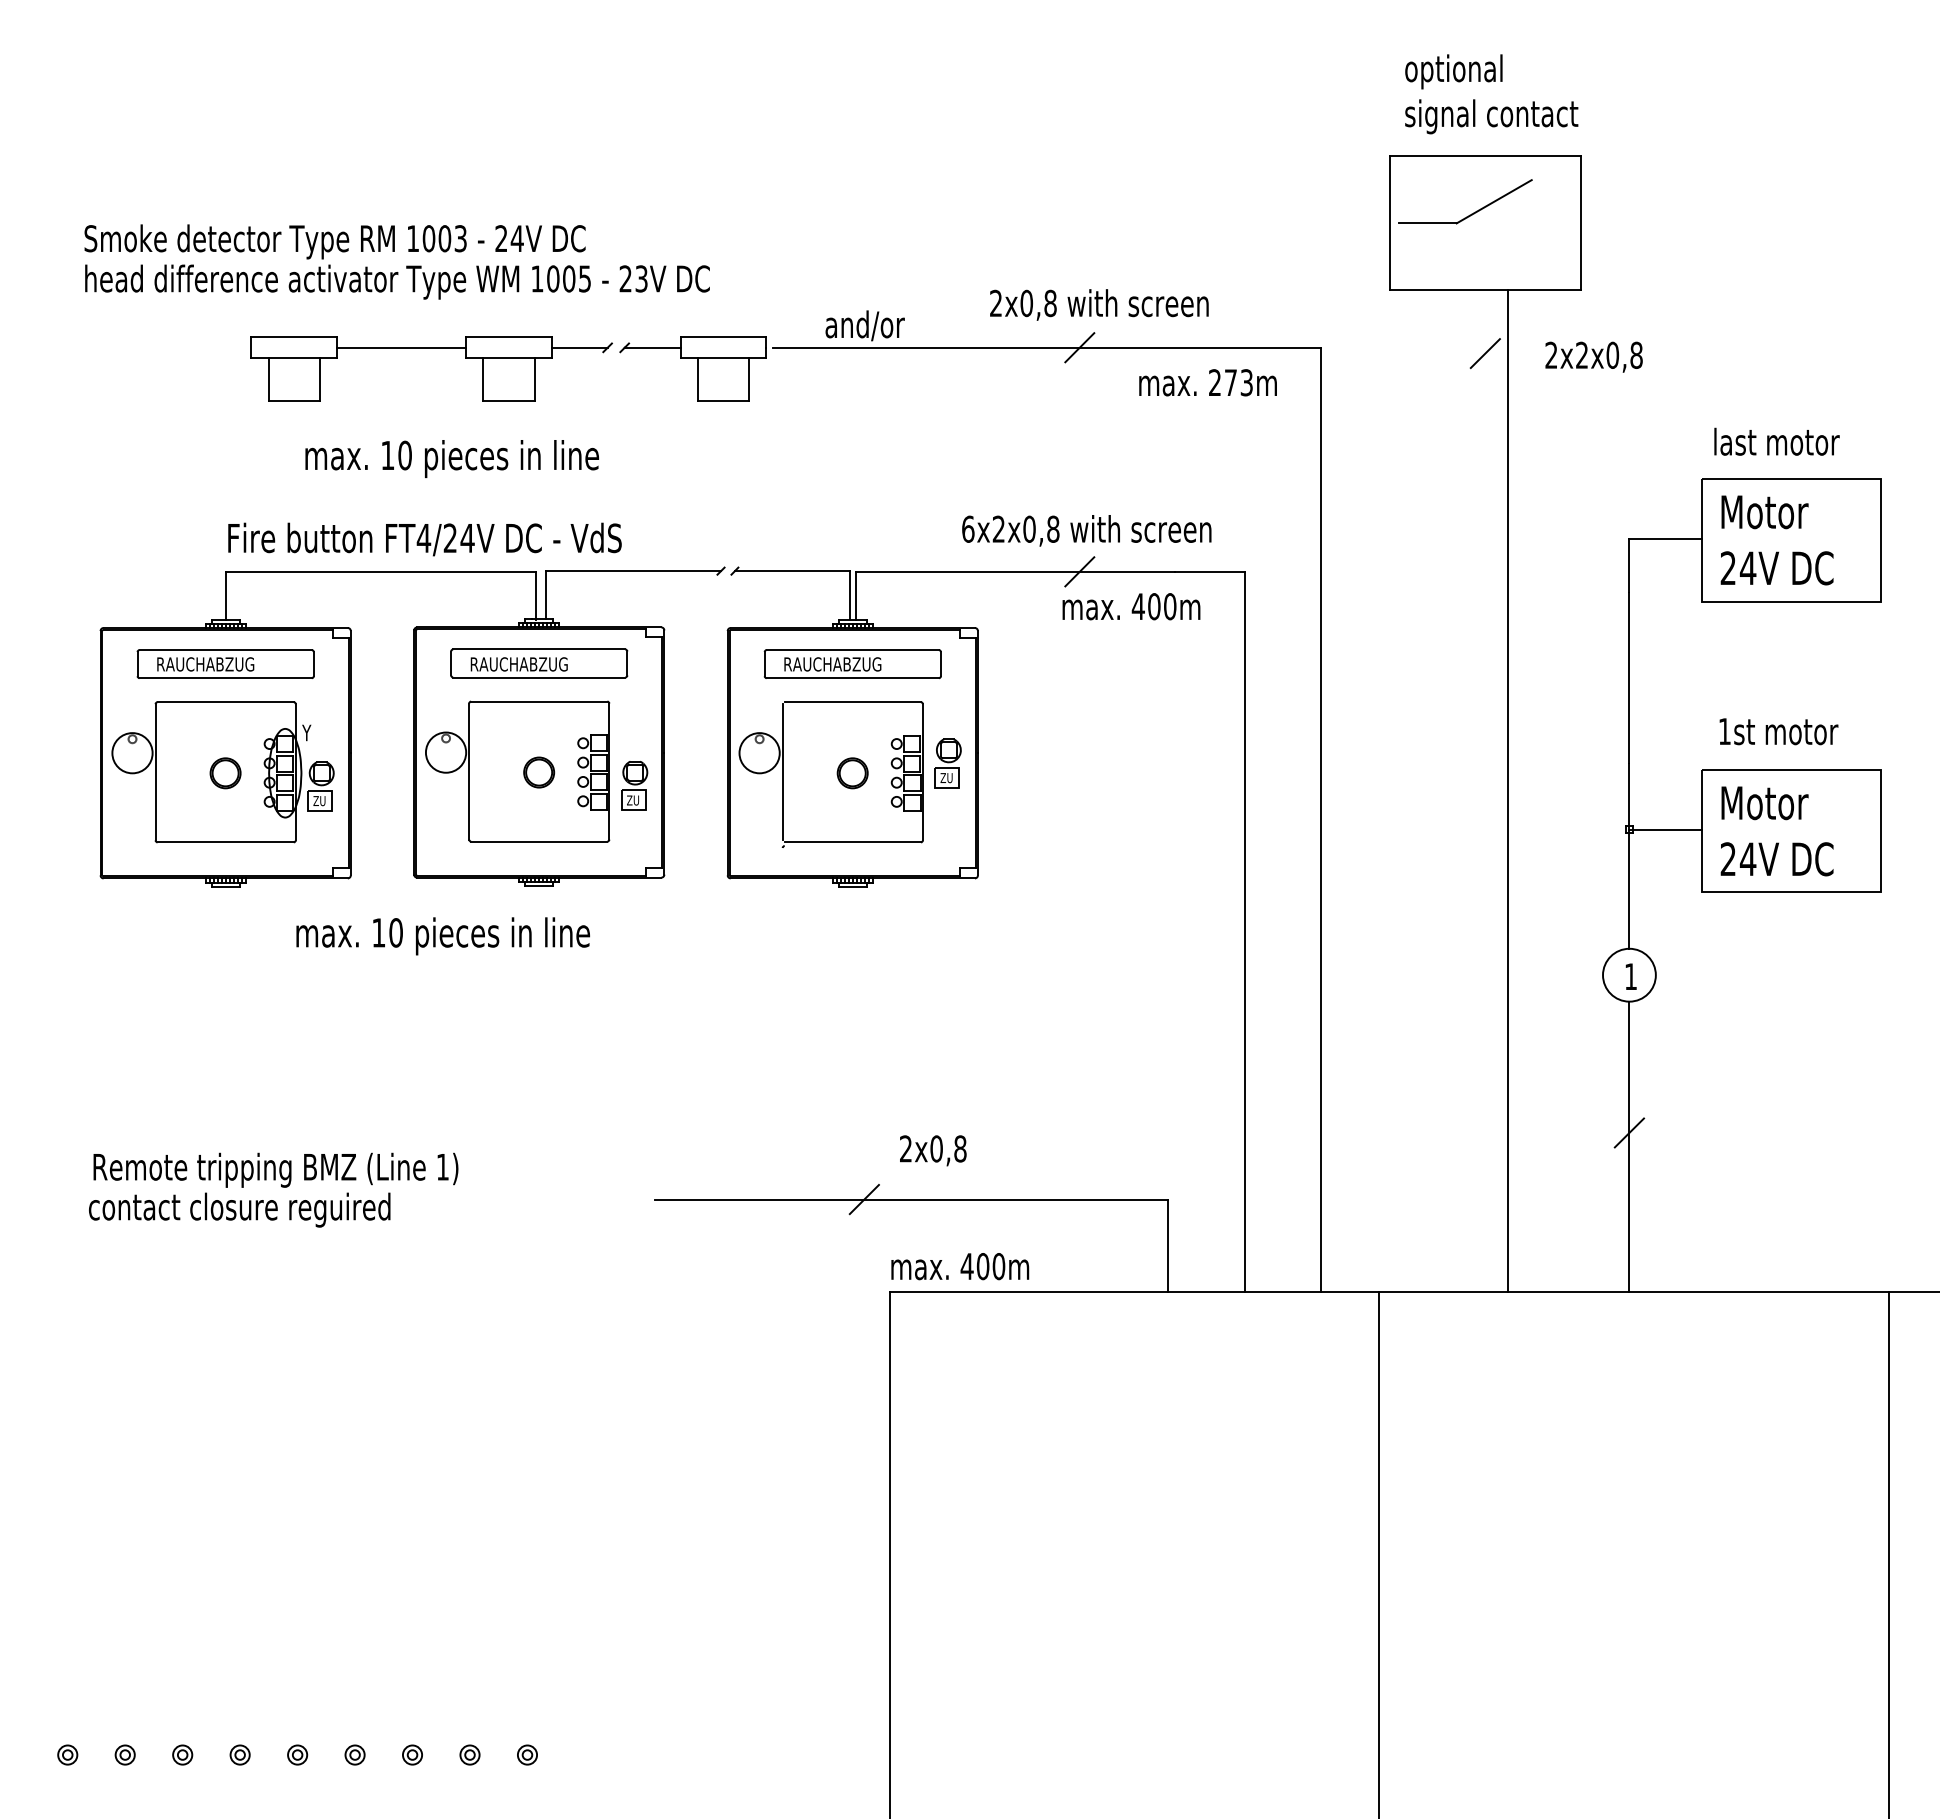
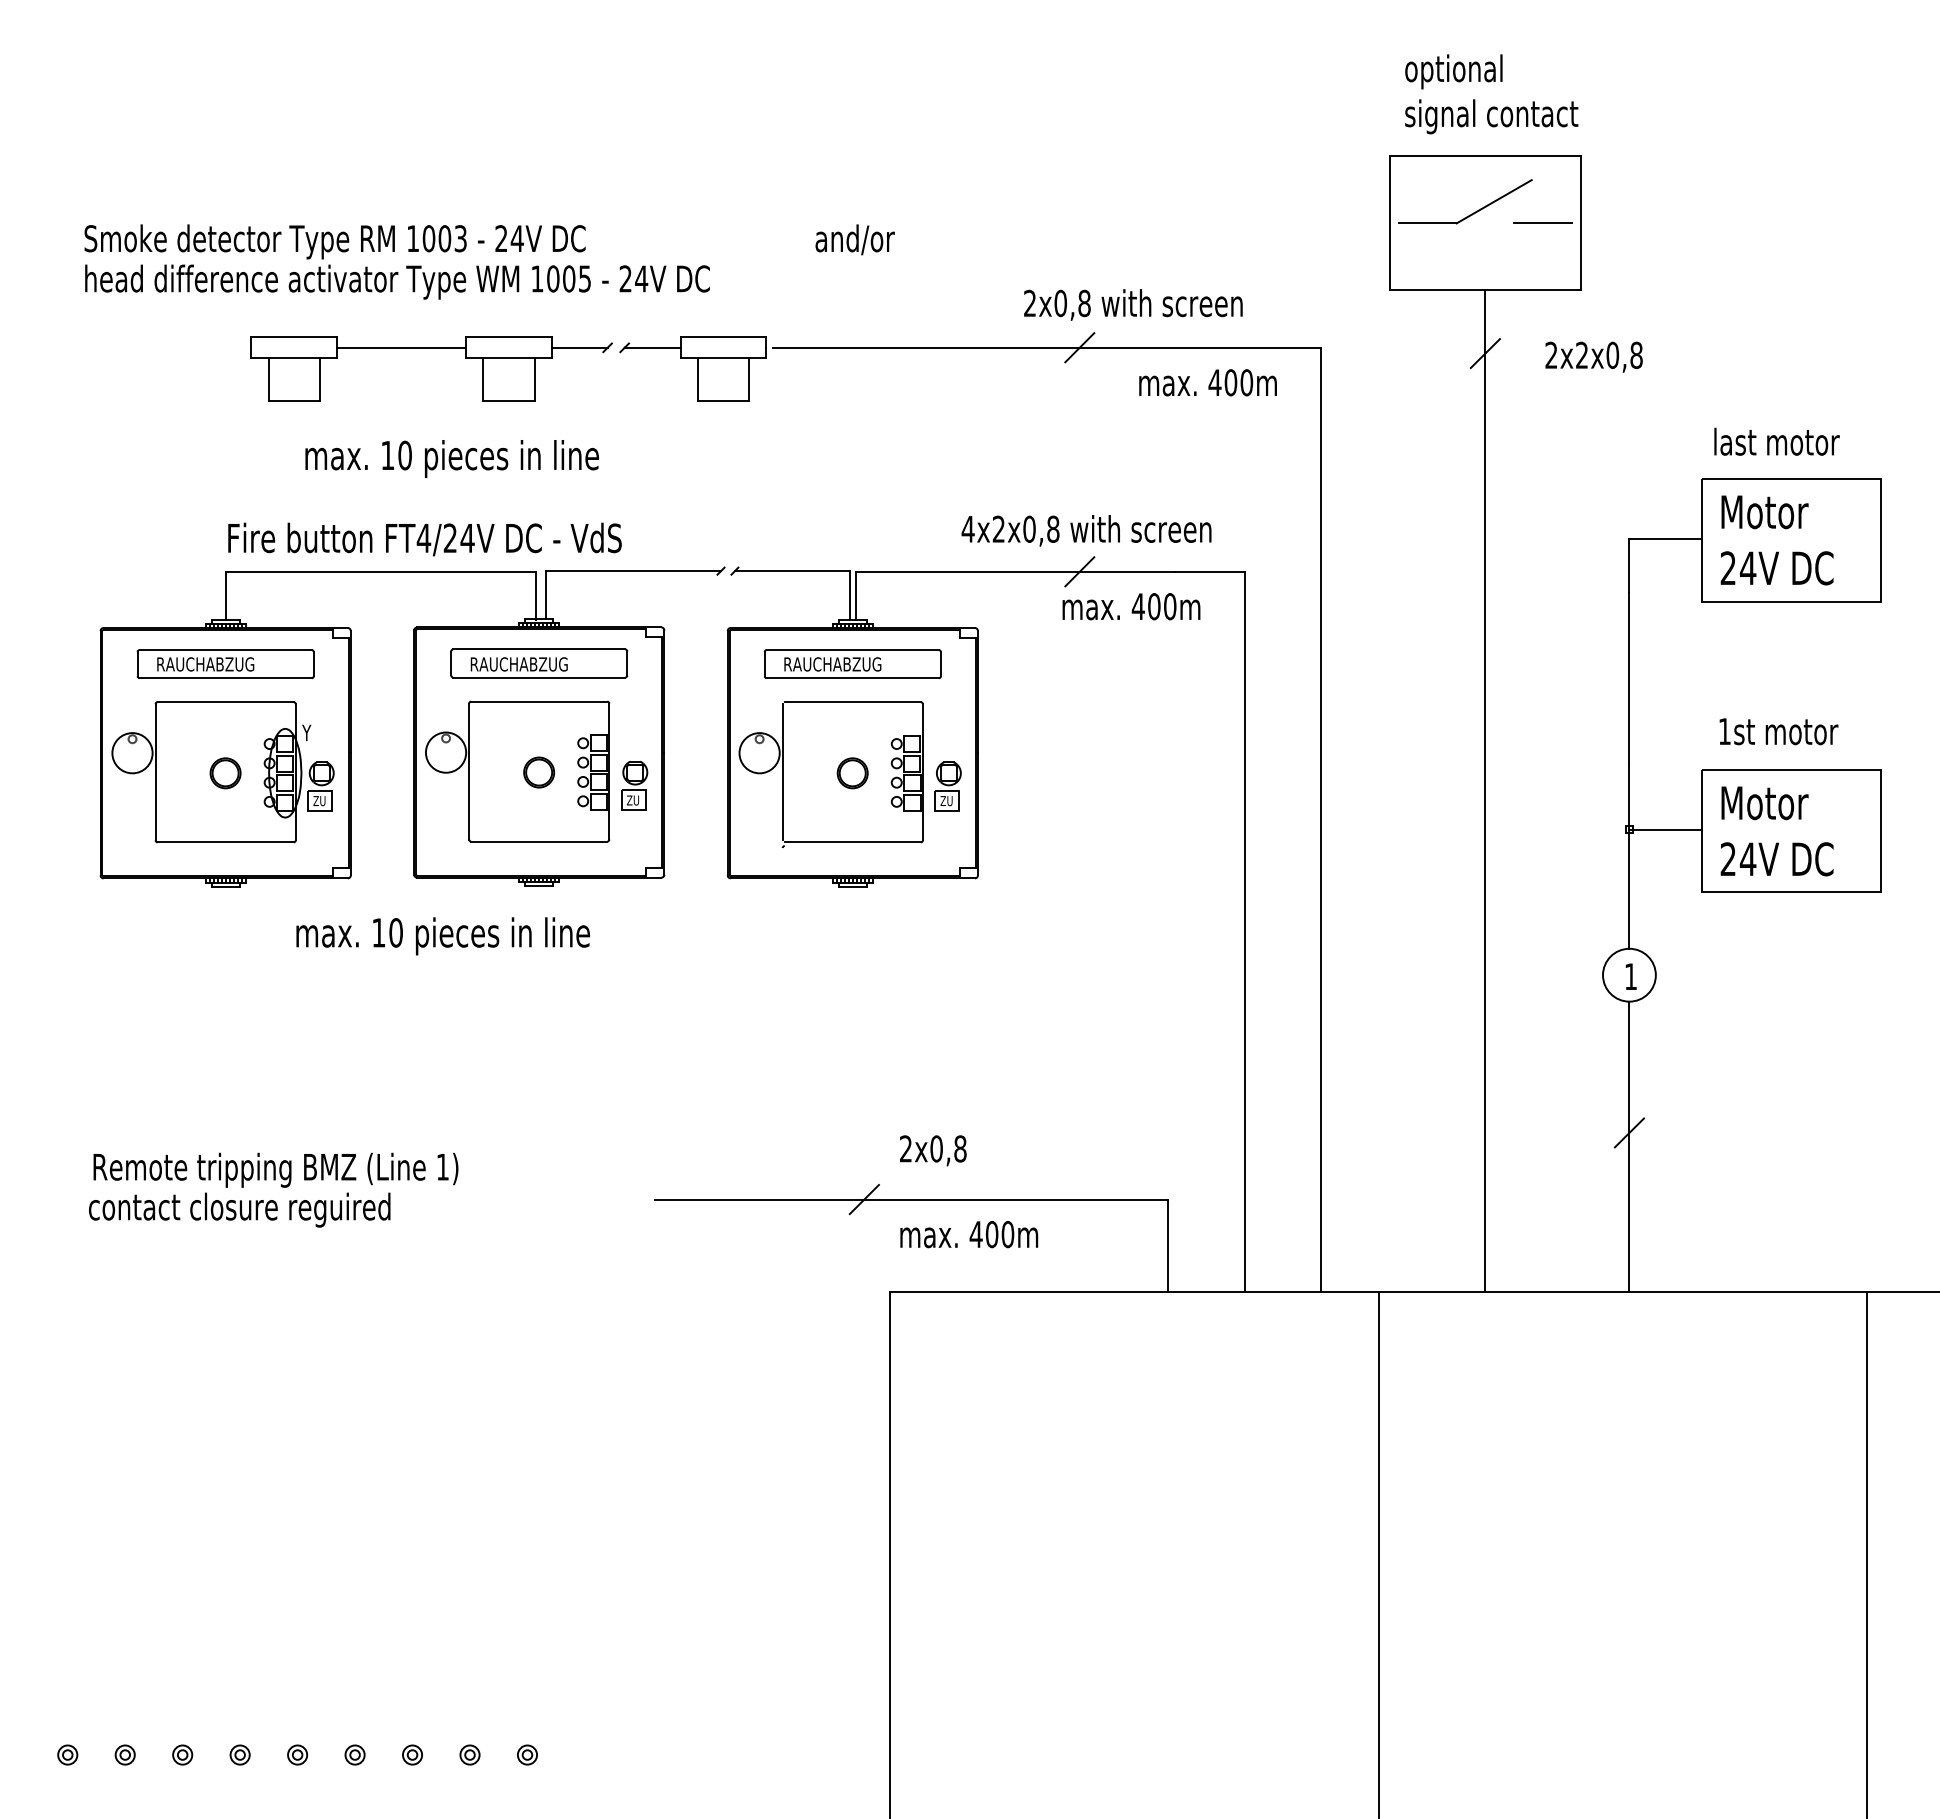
line: none -> present (1542, 223)
text: 23V -> 24V (641, 278)
text position: (1099, 304) -> (1133, 304) (1133, 304)
text position: (864, 325) -> (854, 239) (854, 239)
text: 273m -> 400m (1230, 382)
text: 6x2x0,8 -> 4x2x0,8 (967, 528)
part position: (947, 763) -> (947, 786) (947, 786)
line position: (1508, 791) -> (1485, 791) (1485, 791)
text position: (960, 1266) -> (969, 1234) (969, 1234)
line position: (1889, 1553) -> (1867, 1553) (1867, 1553)
